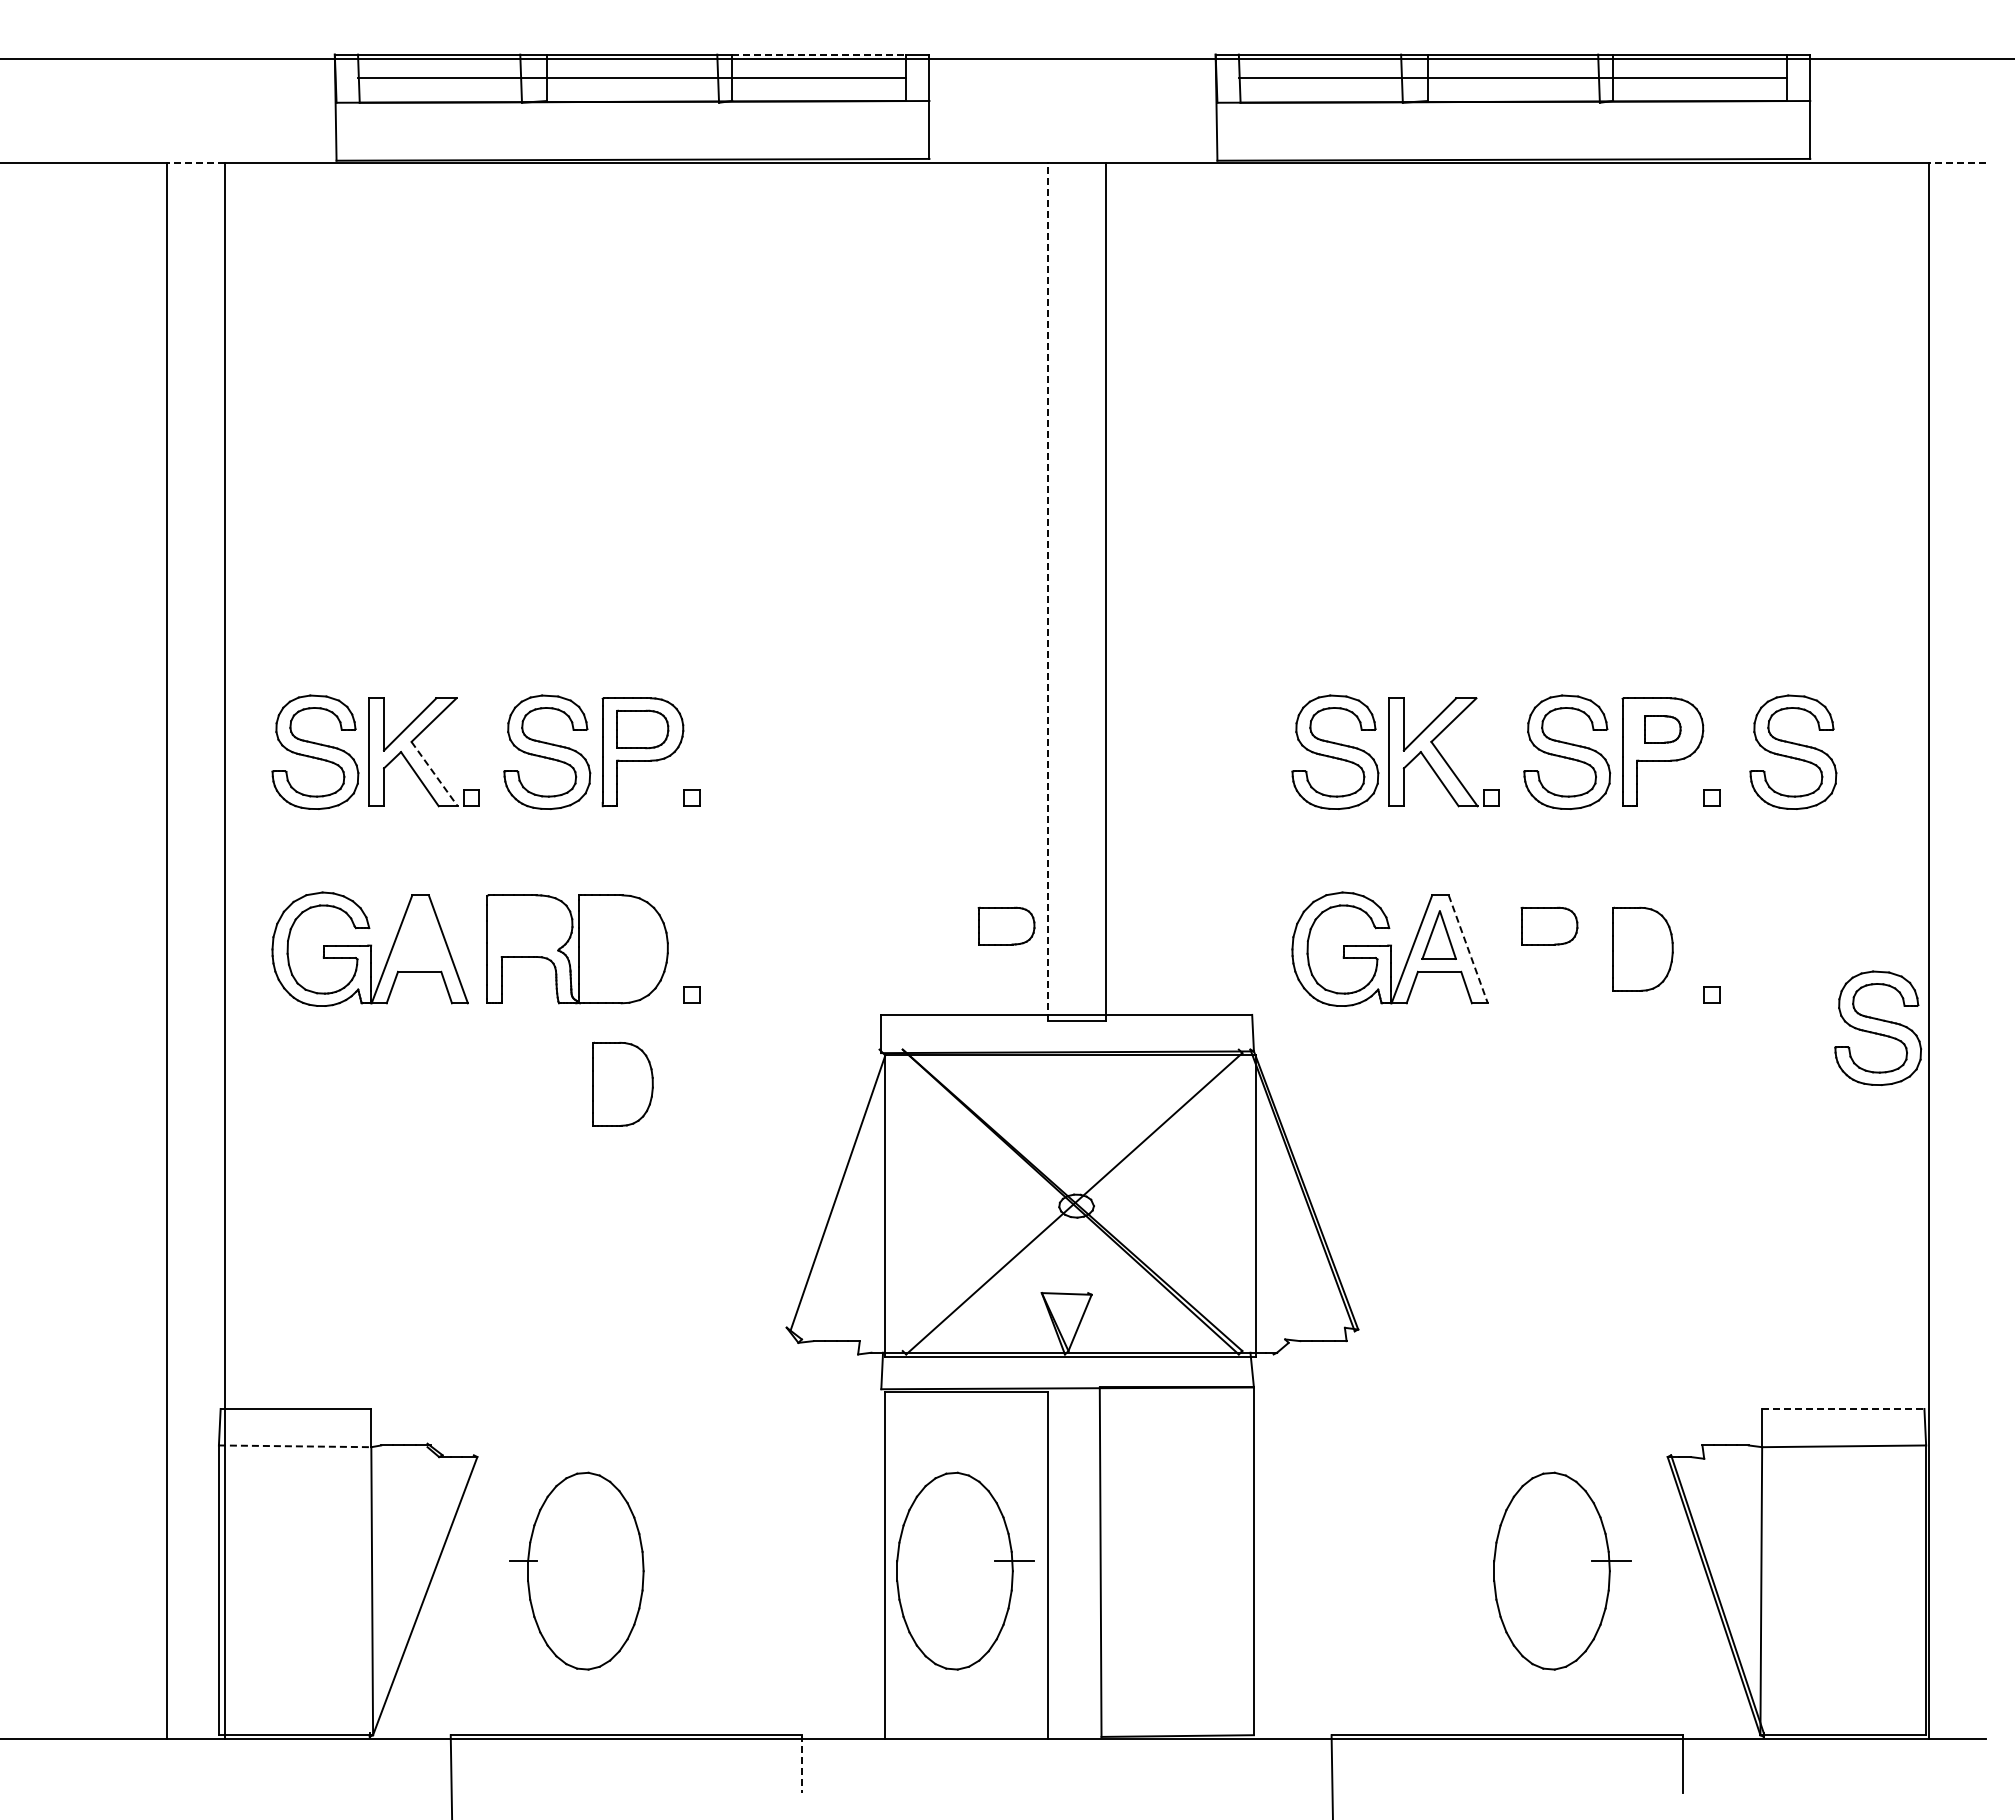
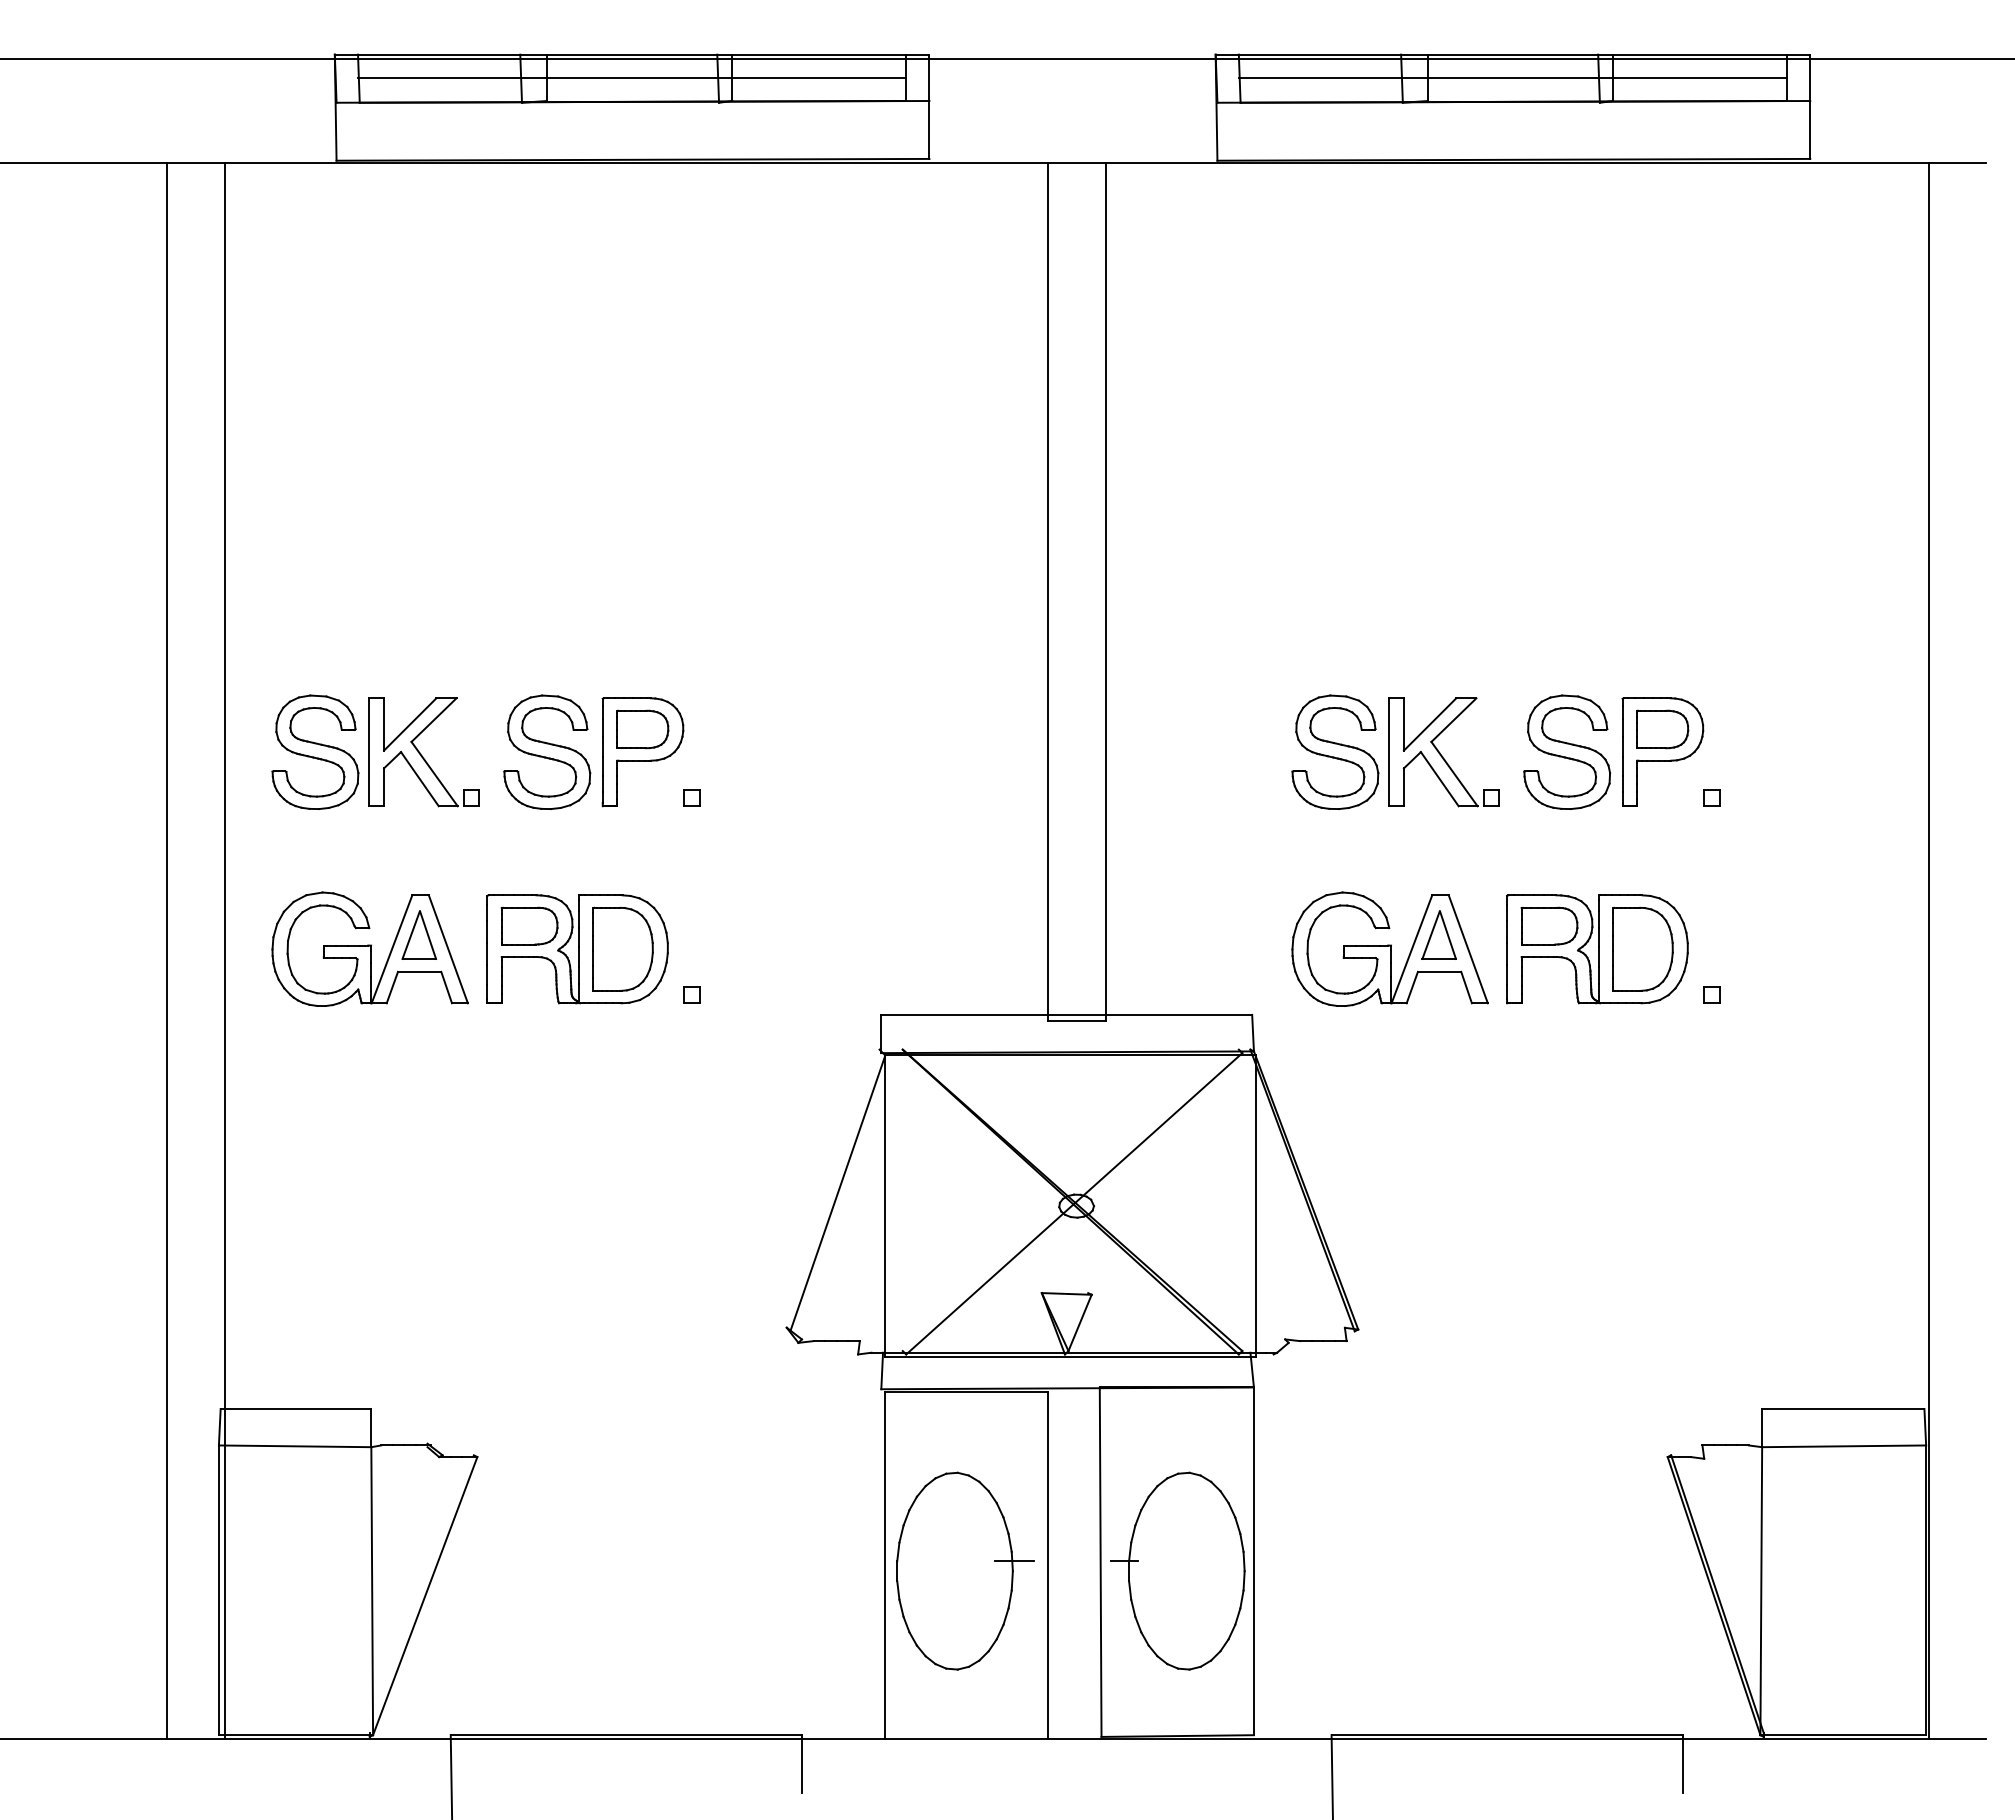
line: dashed -> solid (819, 54)
line: dashed -> solid (195, 163)
line: dashed -> solid (1957, 163)
line: dashed -> solid (1047, 591)
part size: 38x29 px -> 54x41 px (1662, 729)
part: present -> none (1793, 751)
line: dashed -> solid (434, 774)
part position: (1006, 925) -> (529, 925) (529, 925)
part: none -> present (419, 934)
line: dashed -> solid (1468, 949)
part: none -> present (1597, 949)
part: present -> none (1878, 1027)
part position: (622, 1083) -> (622, 948) (622, 948)
line: dashed -> solid (1843, 1408)
line: dashed -> solid (295, 1446)
part position: (576, 1570) -> (1177, 1570) (1177, 1570)
part: present -> none (1562, 1570)
line: dashed -> solid (801, 1764)
